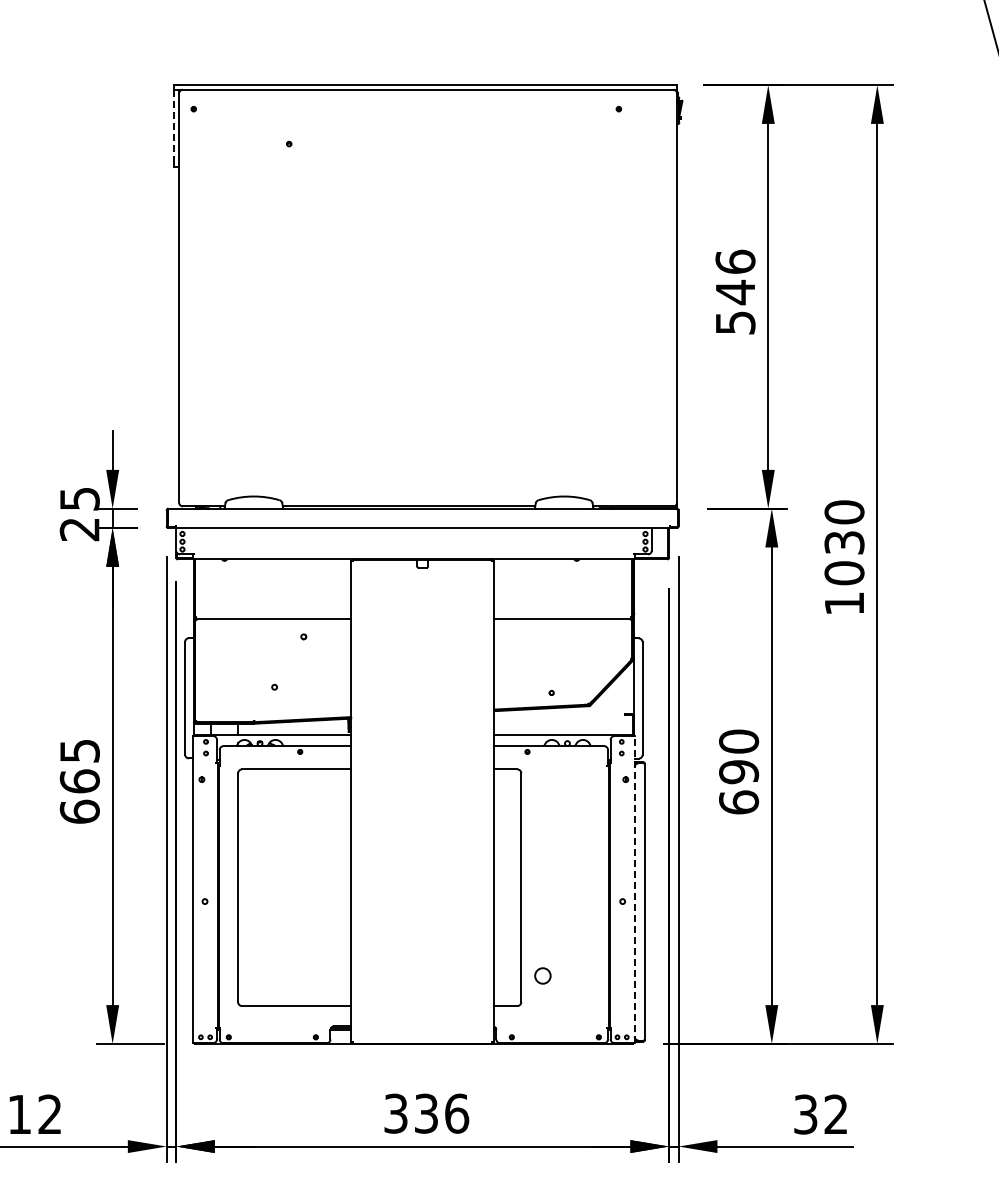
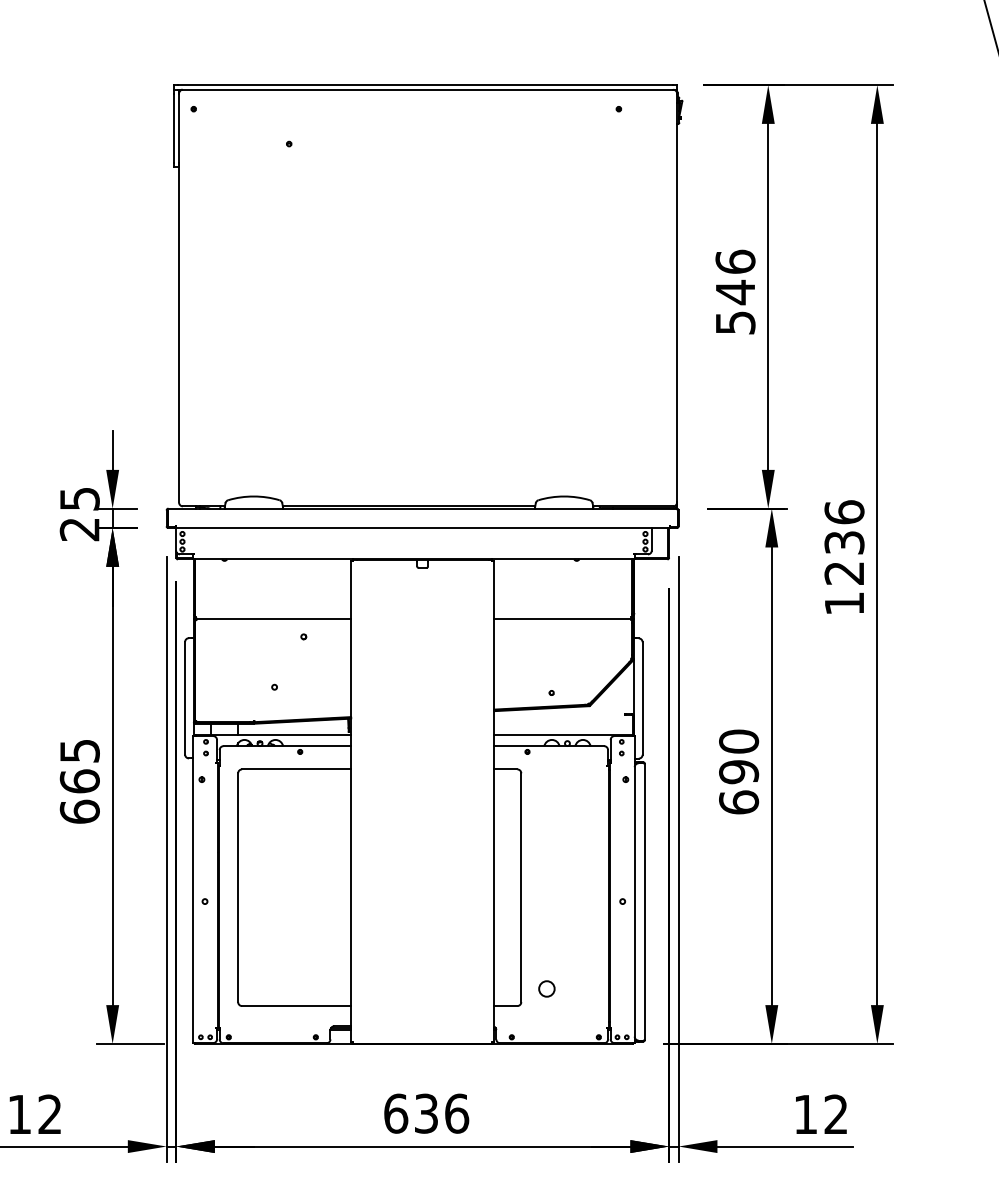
line: dashed -> solid (174, 128)
text: 1030 -> 1236 (844, 542)
line: dashed -> solid (634, 889)
circle position: (542, 975) -> (546, 988) (546, 988)
text: 336 -> 636 (396, 1113)
text: 32 -> 12 (805, 1114)
